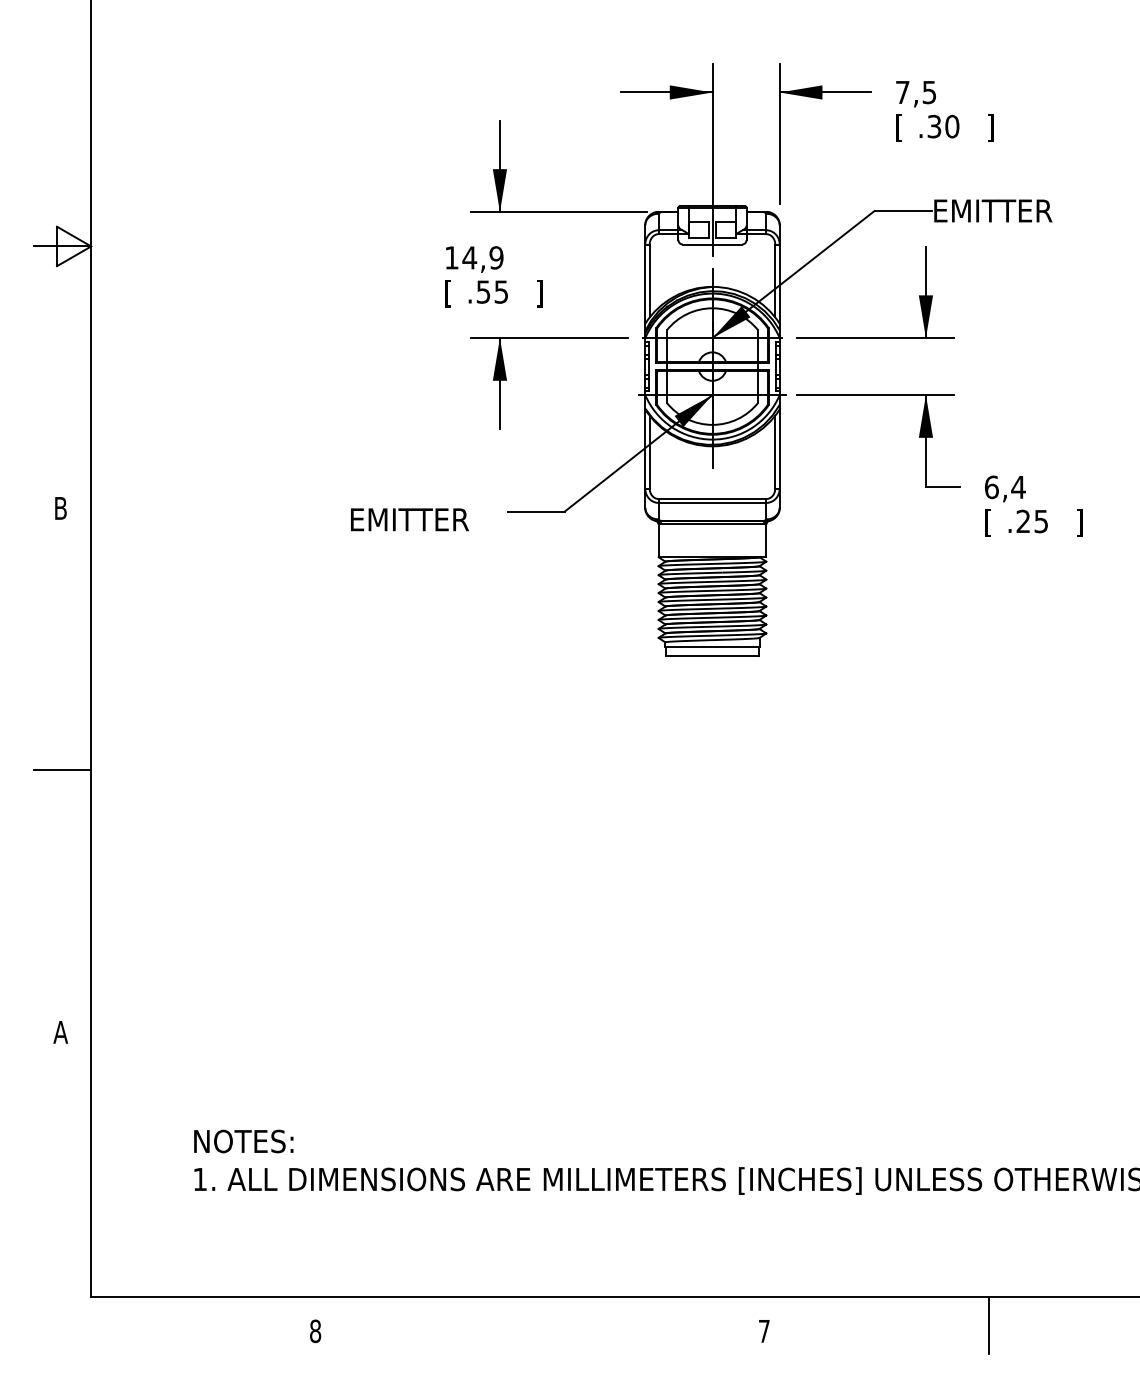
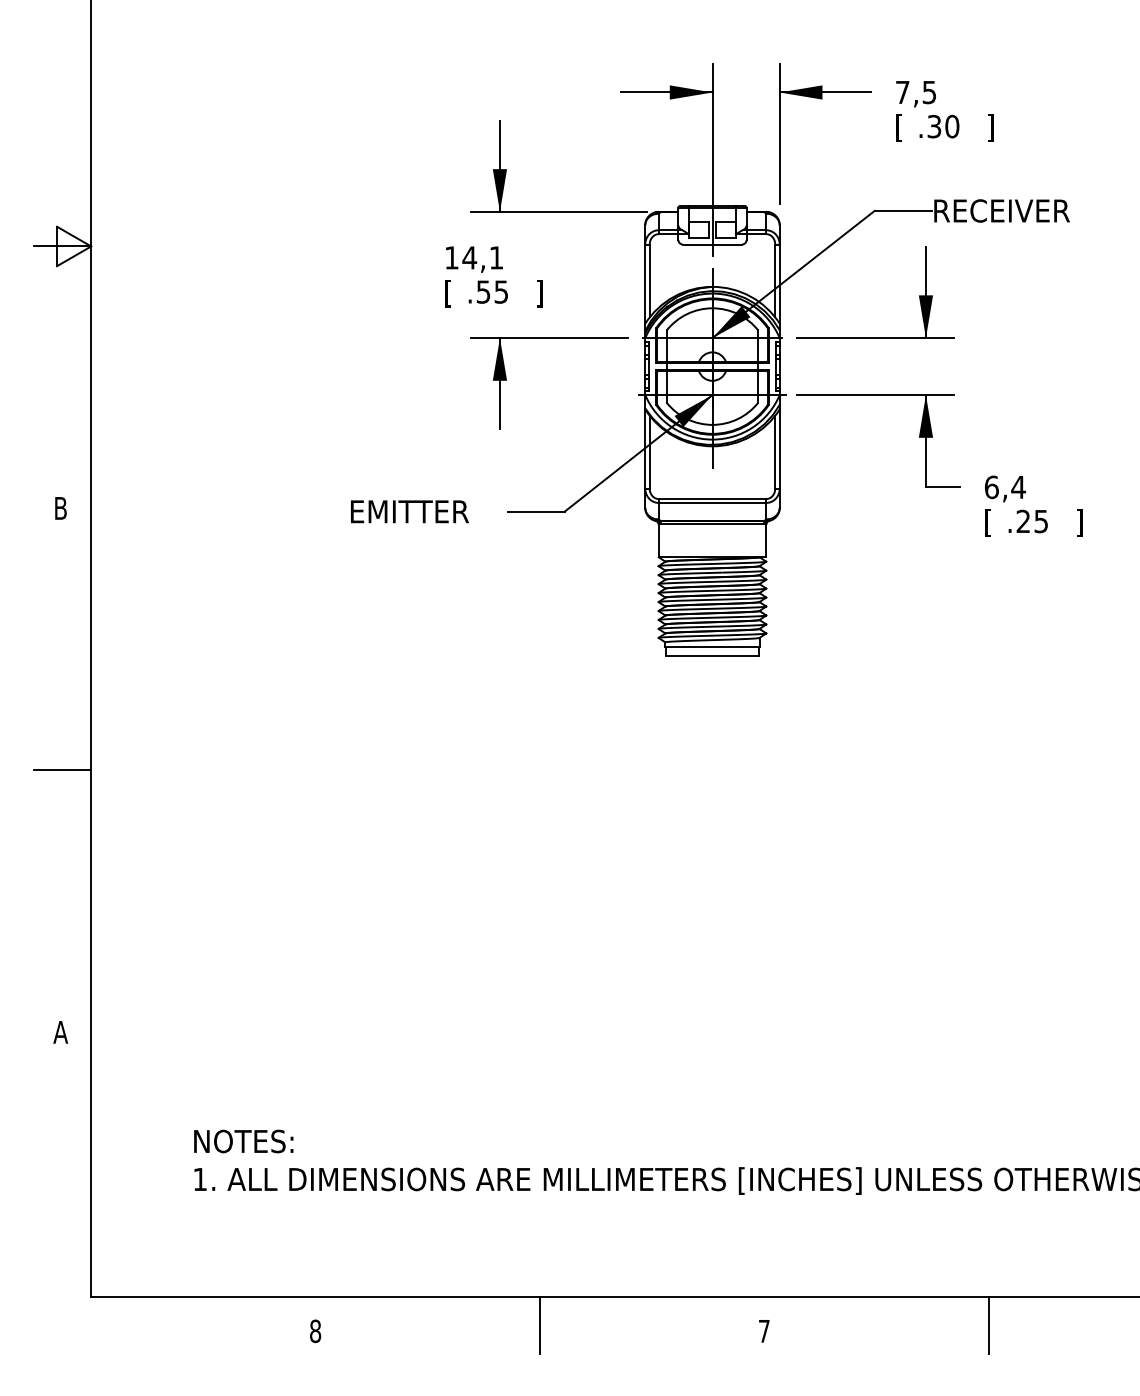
text: EMITTER -> RECEIVER (1003, 210)
text: 14,9 -> 14,1 (496, 257)
text position: (409, 519) -> (409, 511) (409, 511)
line: none -> present (539, 1325)
